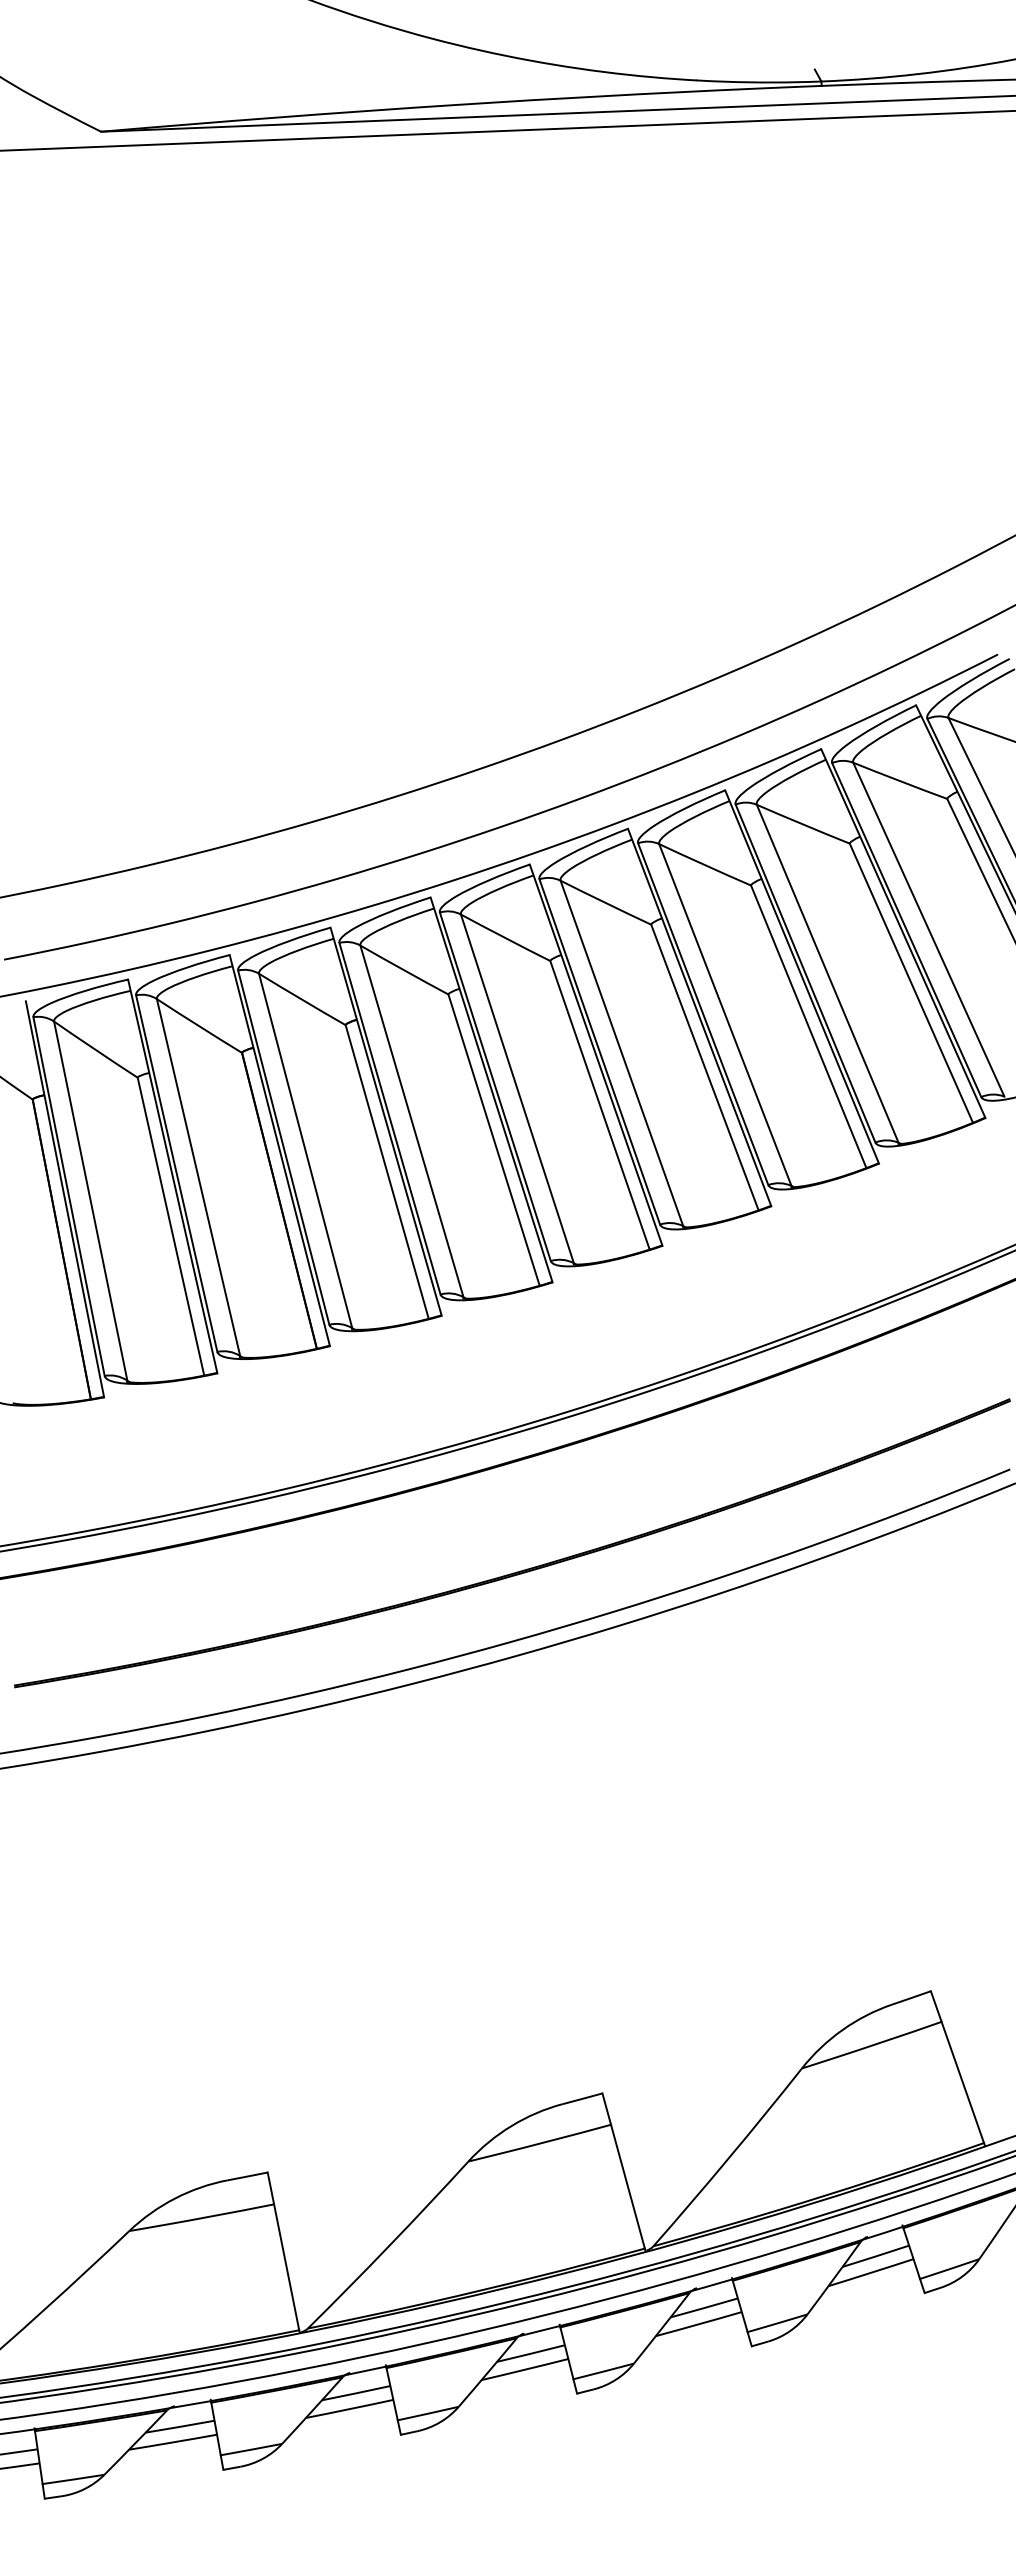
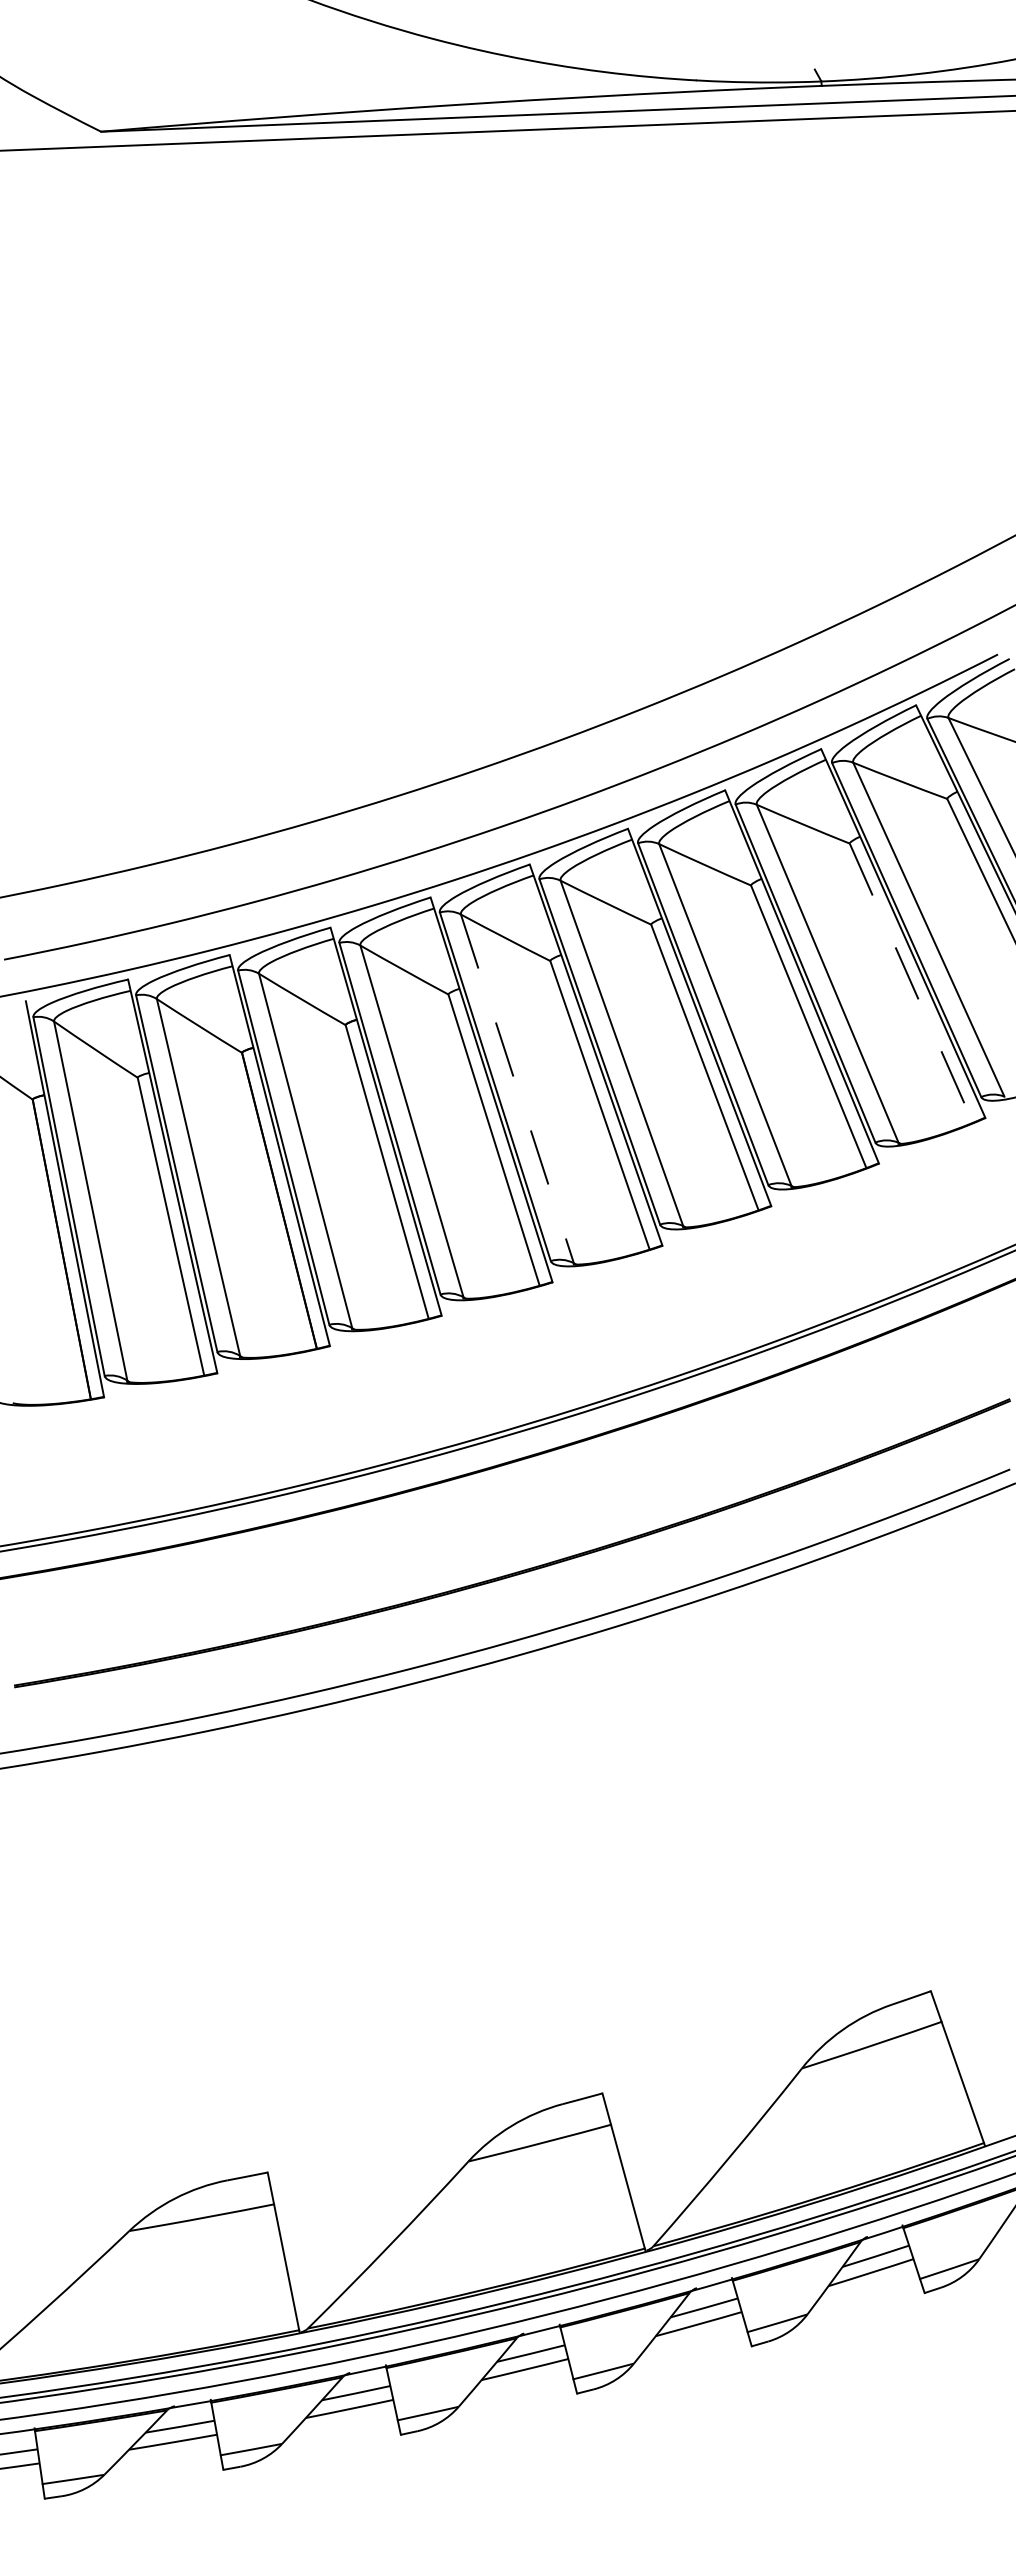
line: solid -> dashed (911, 983)
line: solid -> dashed (517, 1089)
